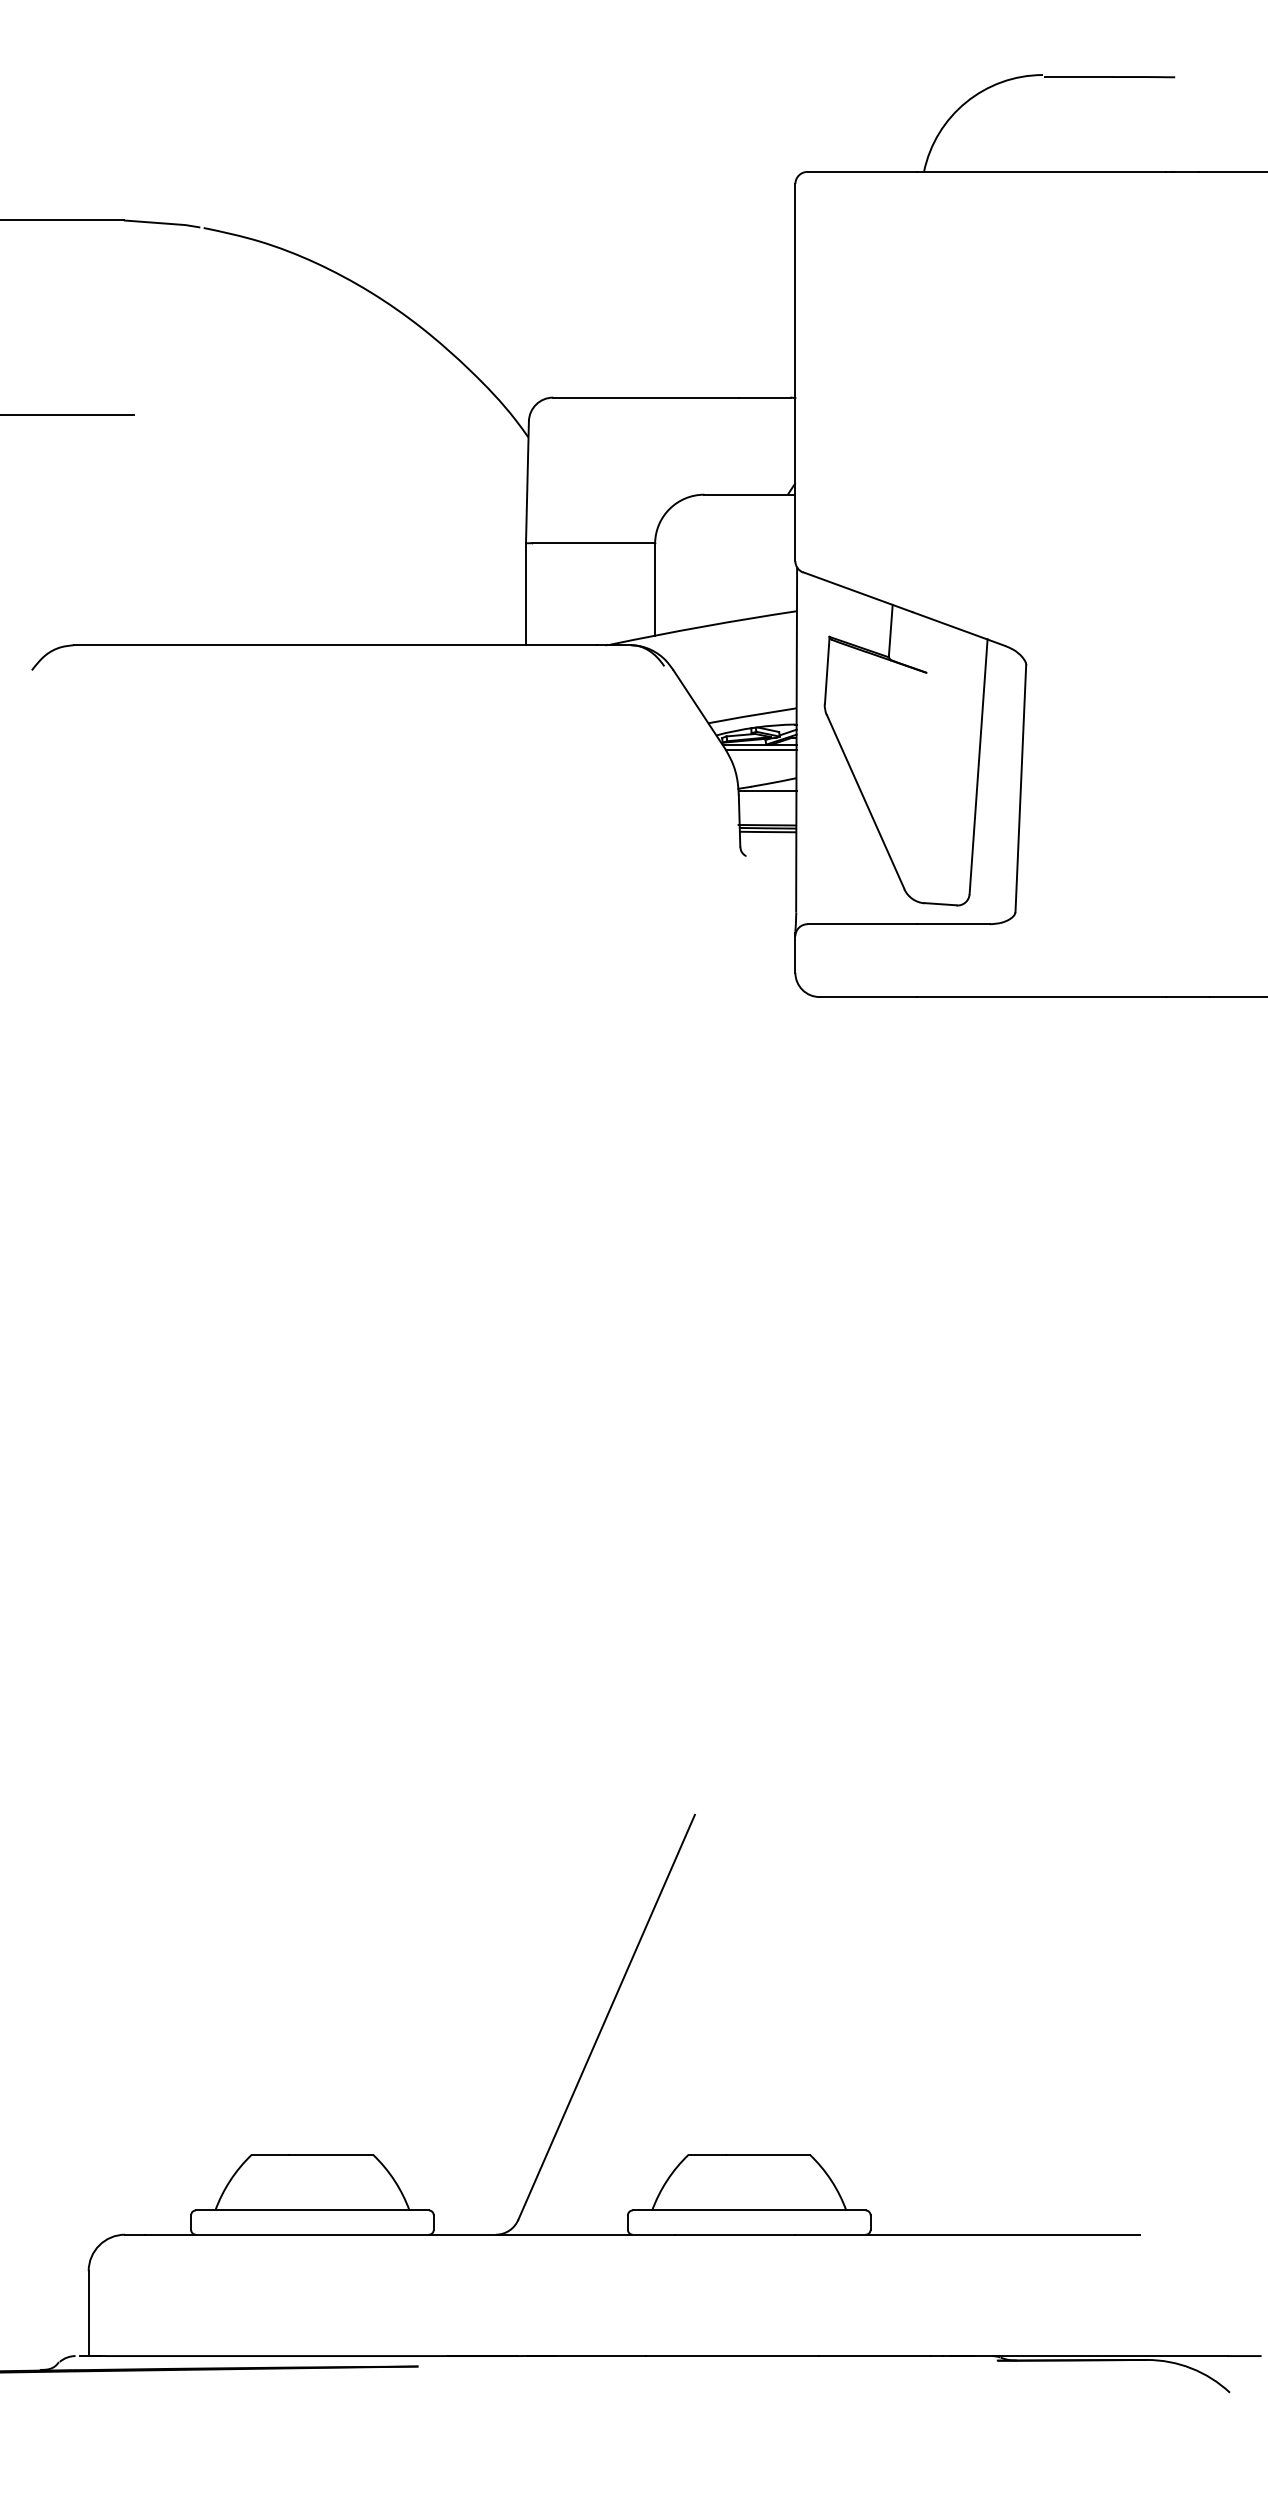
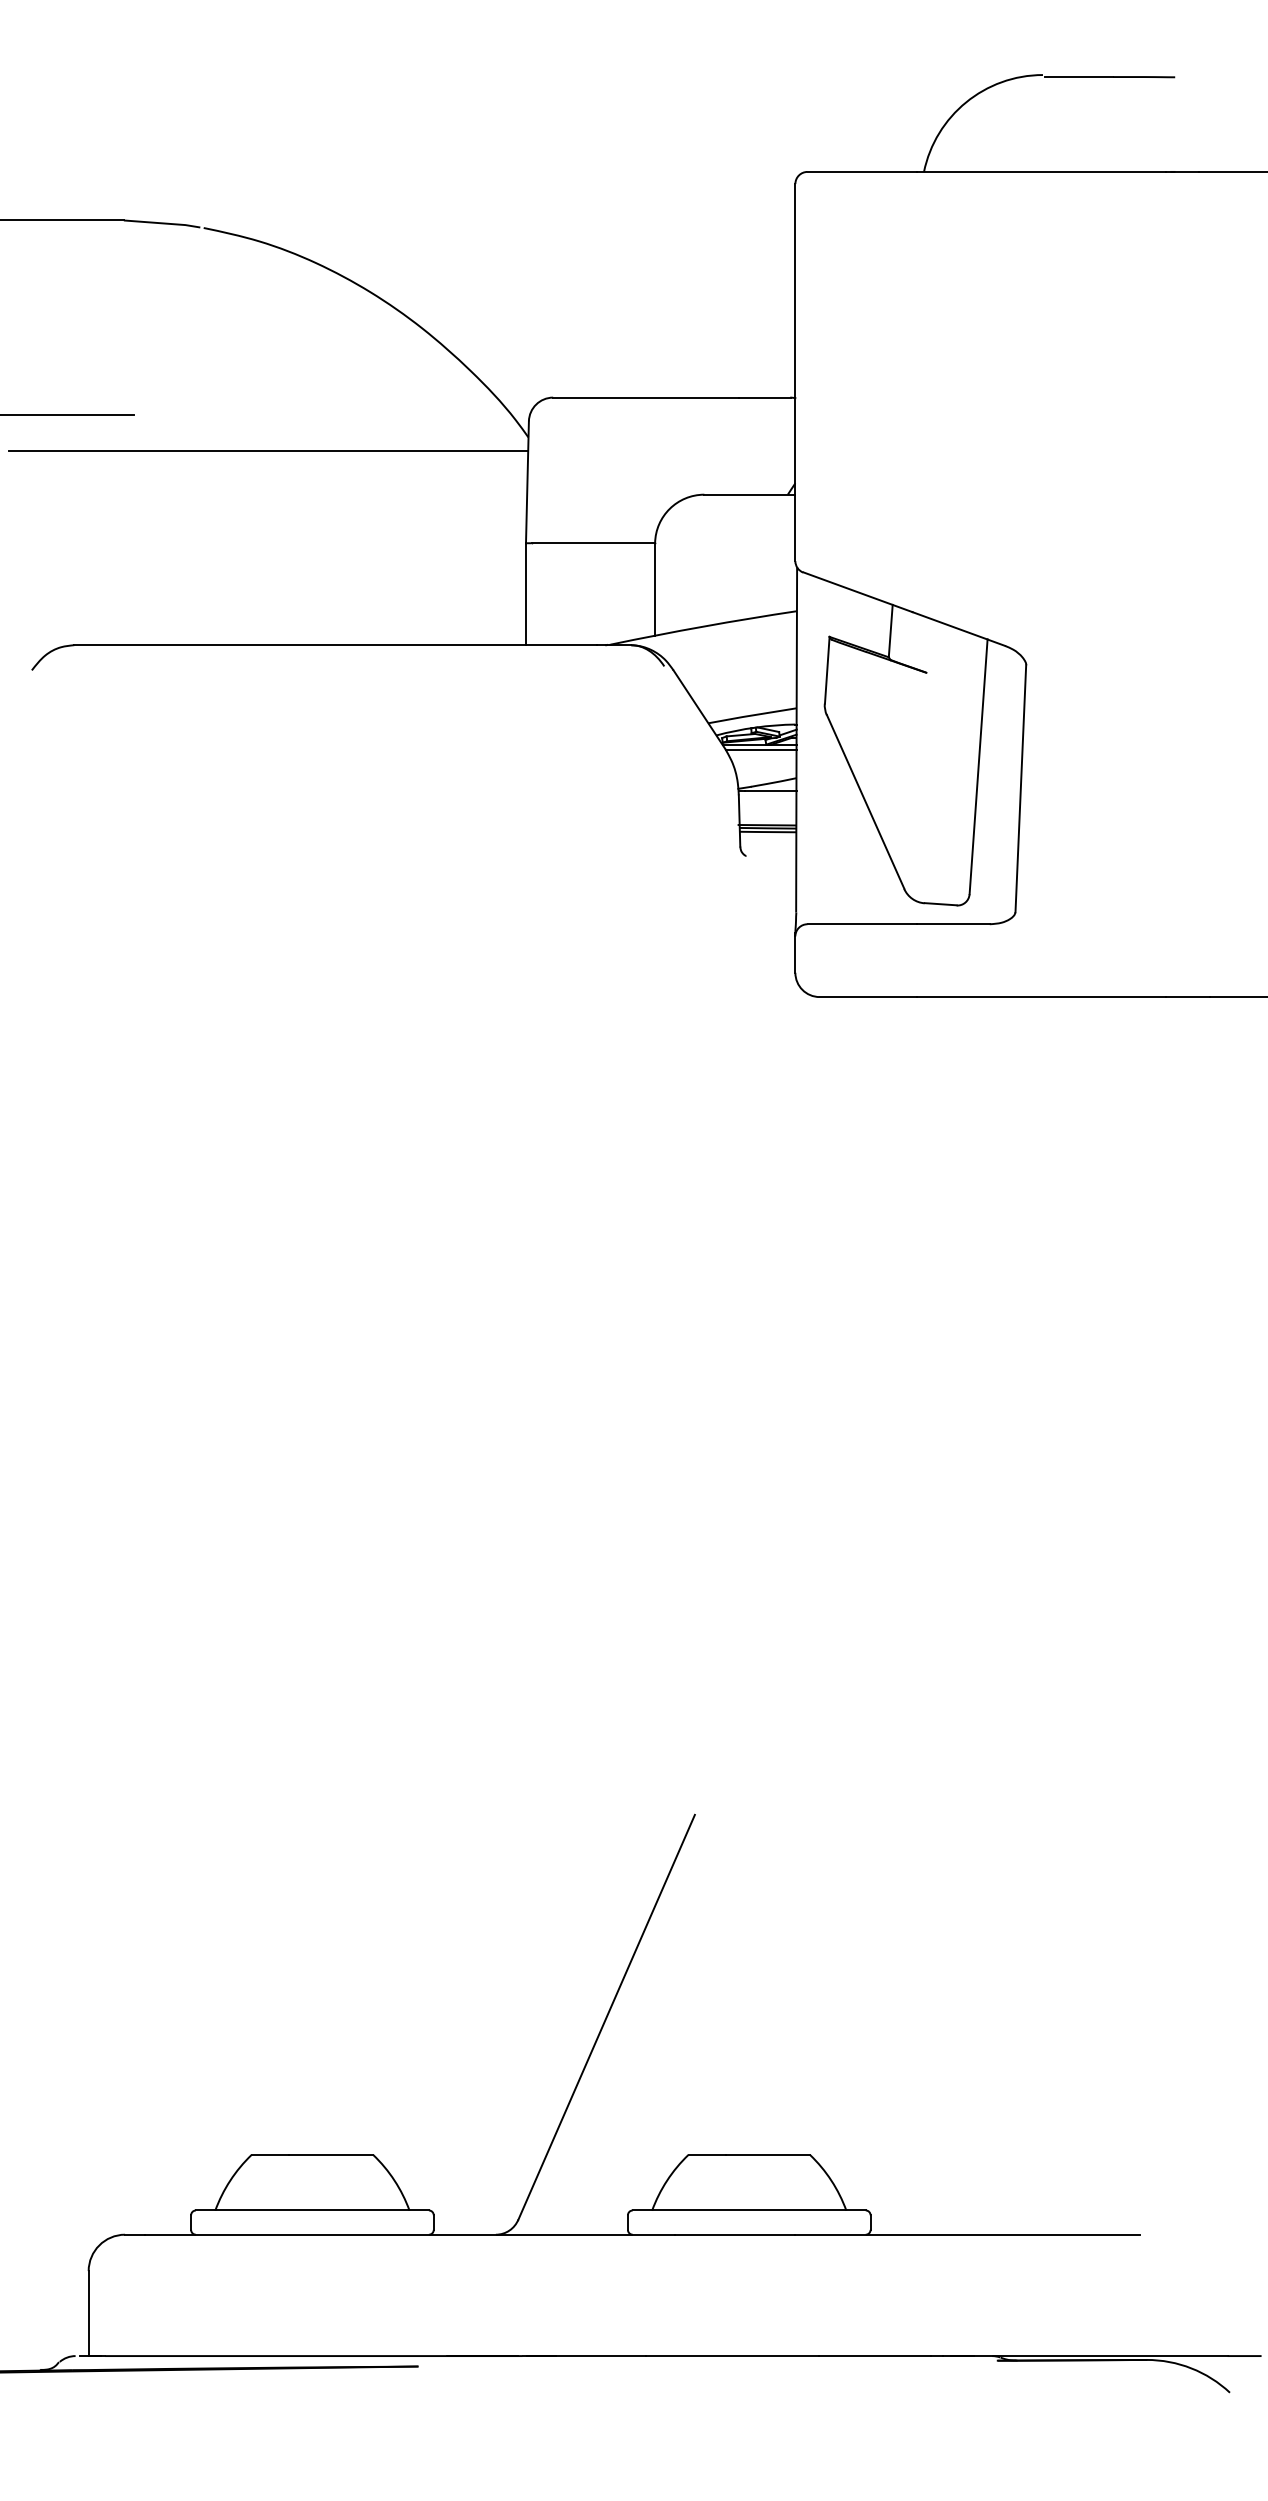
line: none -> present (268, 451)
